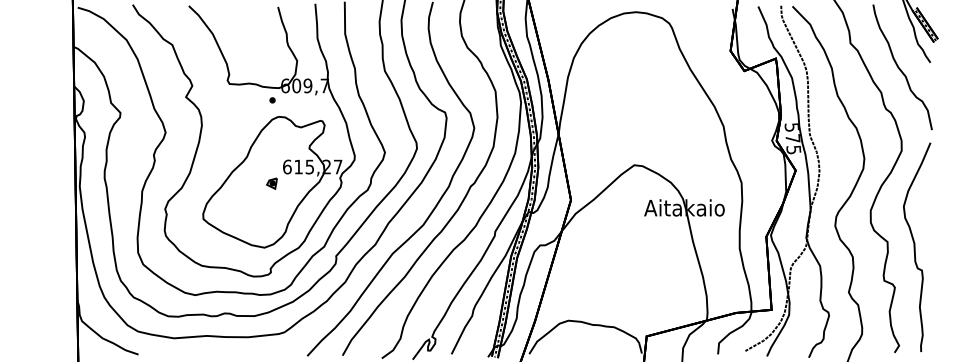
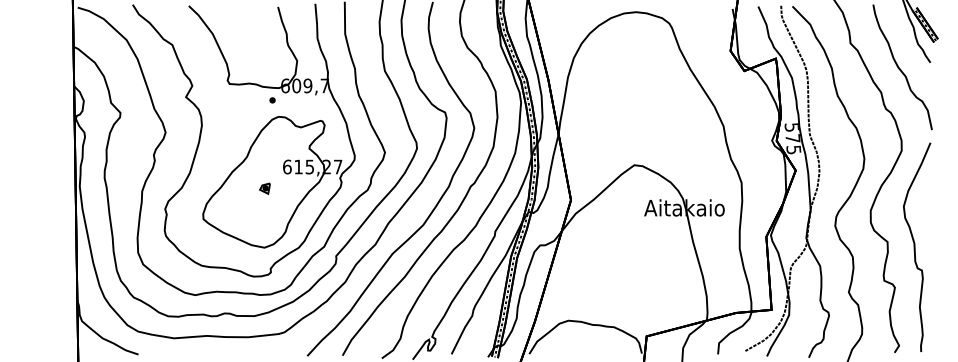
part position: (271, 183) -> (264, 188) (264, 188)
